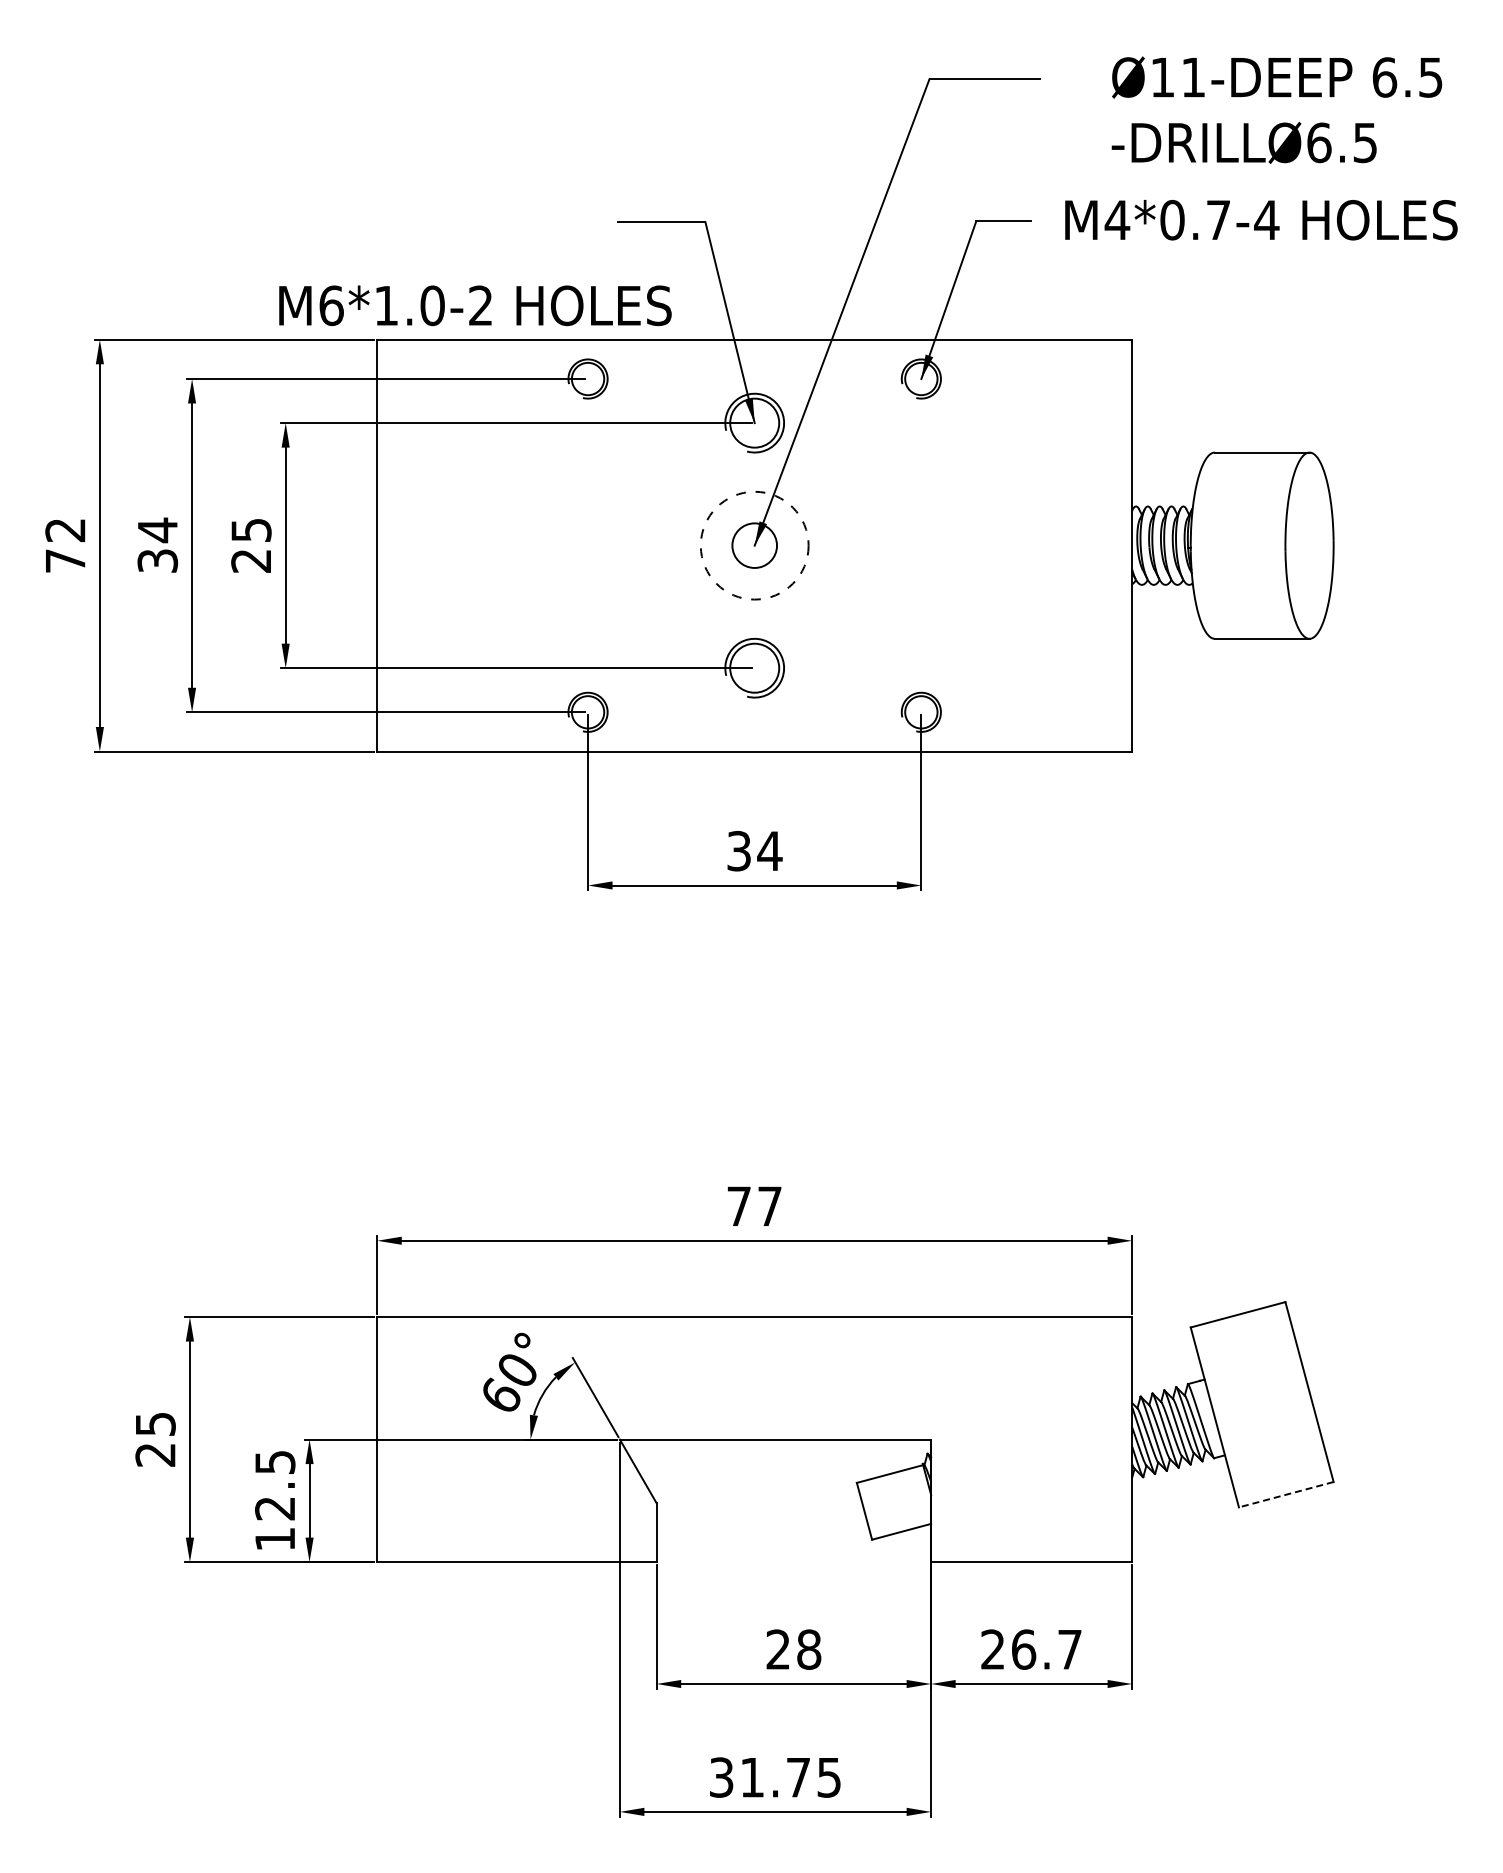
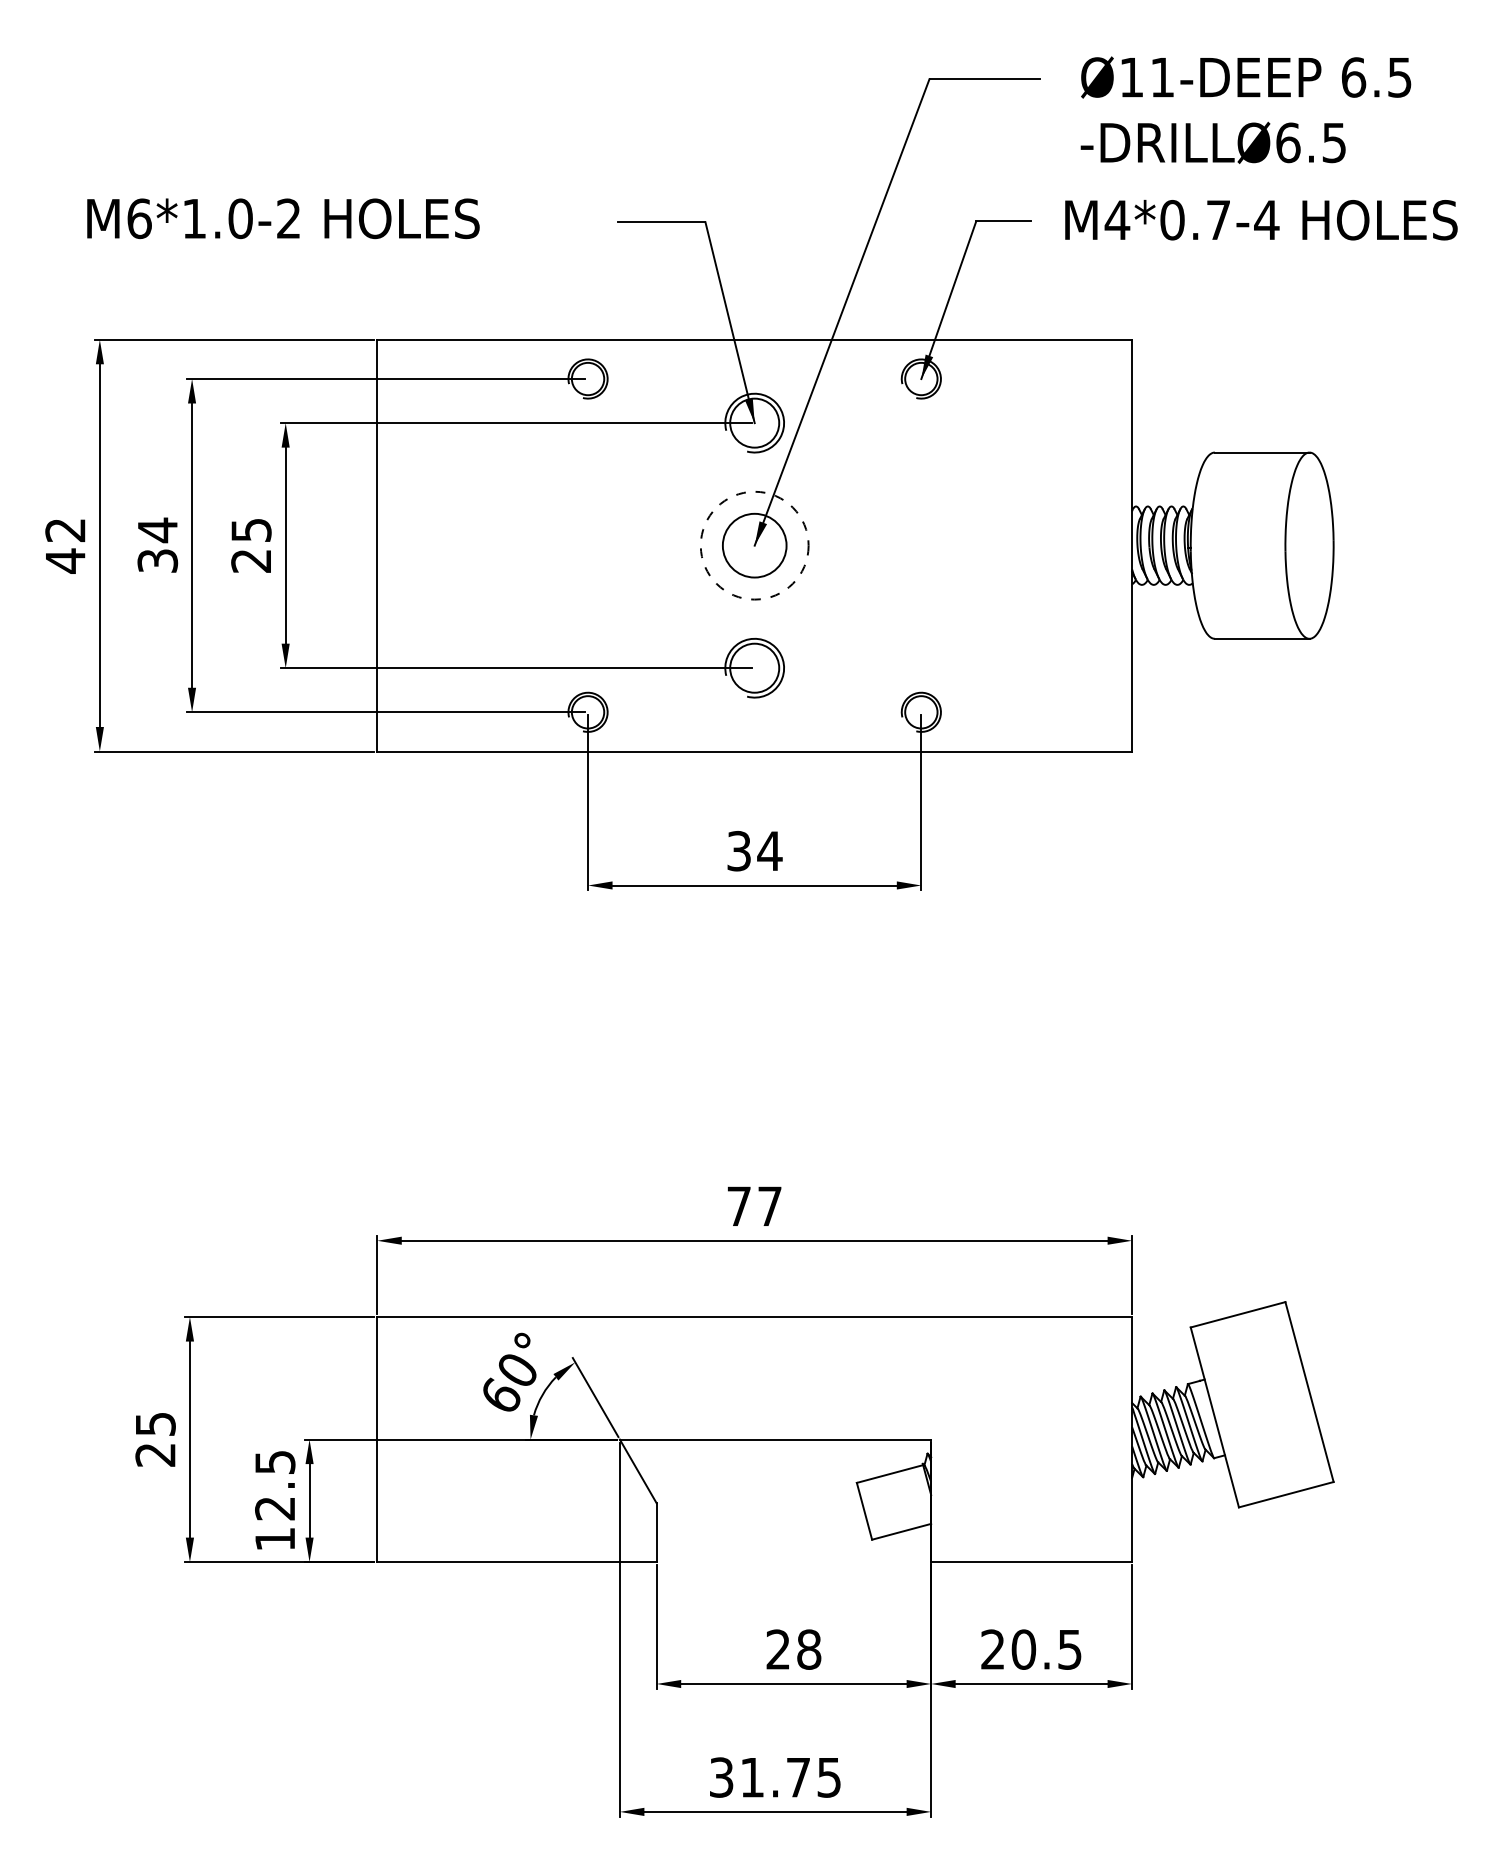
text position: (1276, 109) -> (1245, 109) (1245, 109)
text position: (475, 305) -> (283, 218) (283, 218)
circle diameter: 45 px -> 64 px (754, 545)
text: 72 -> 42 (65, 560)
line: dashed -> solid (1285, 1494)
text: 26.7 -> 20.5 (1046, 1649)
